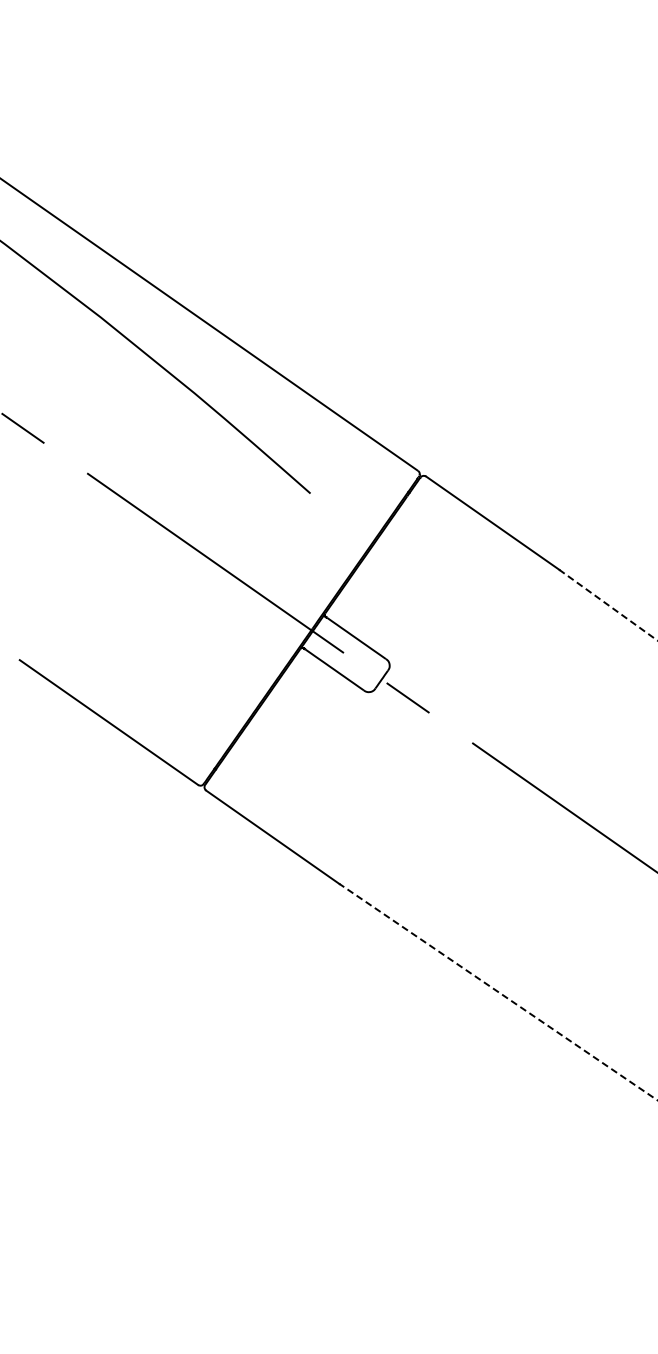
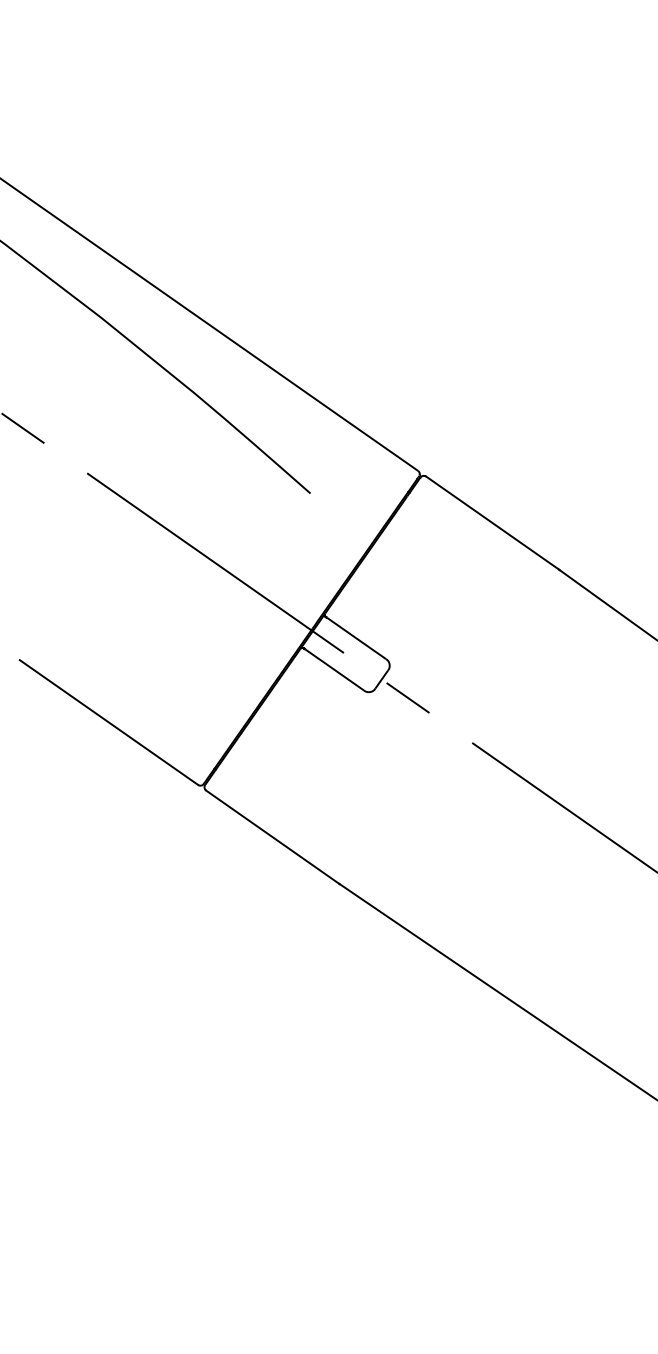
line: dashed -> solid (608, 605)
line: dashed -> solid (498, 992)
